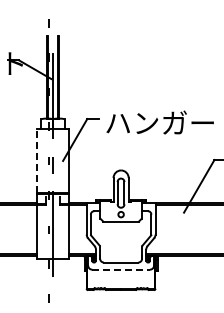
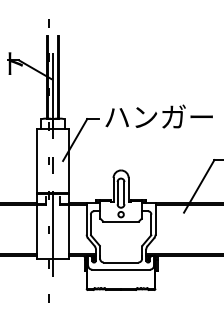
text position: (159, 122) -> (158, 116) (158, 116)
line: dashed -> solid (37, 160)
line: dashed -> solid (121, 269)
